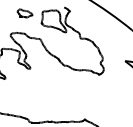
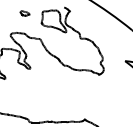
part size: 18x11 px -> 12x7 px (24, 13)
